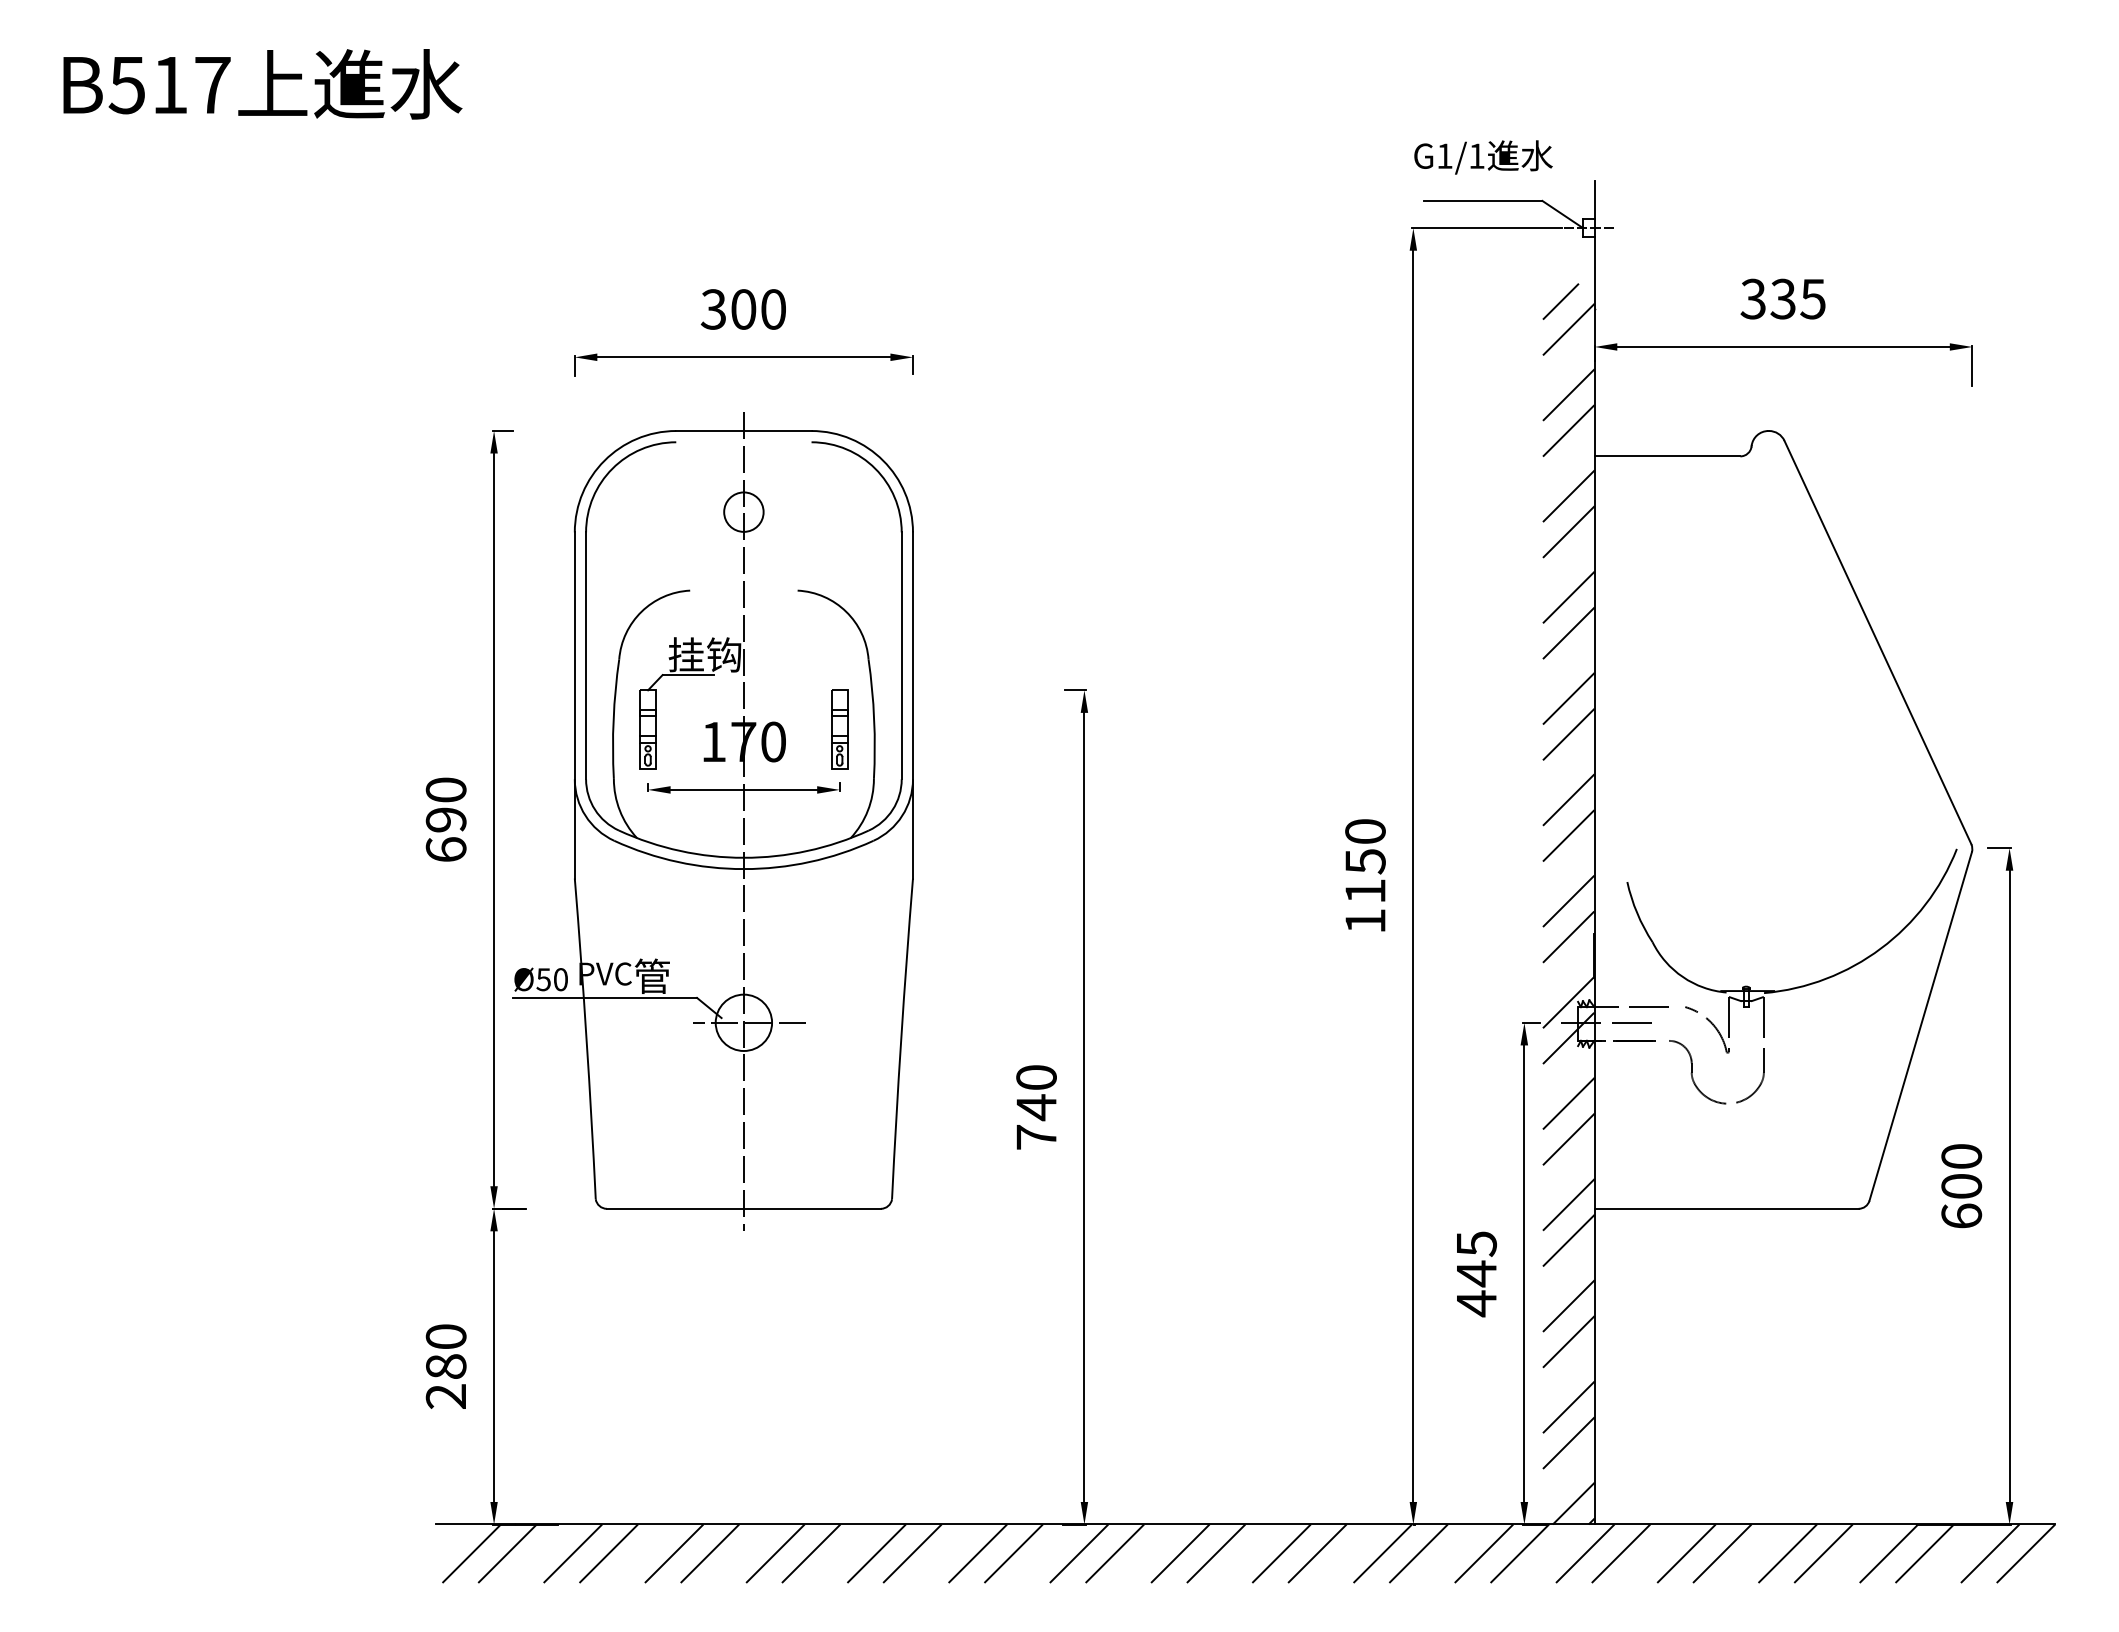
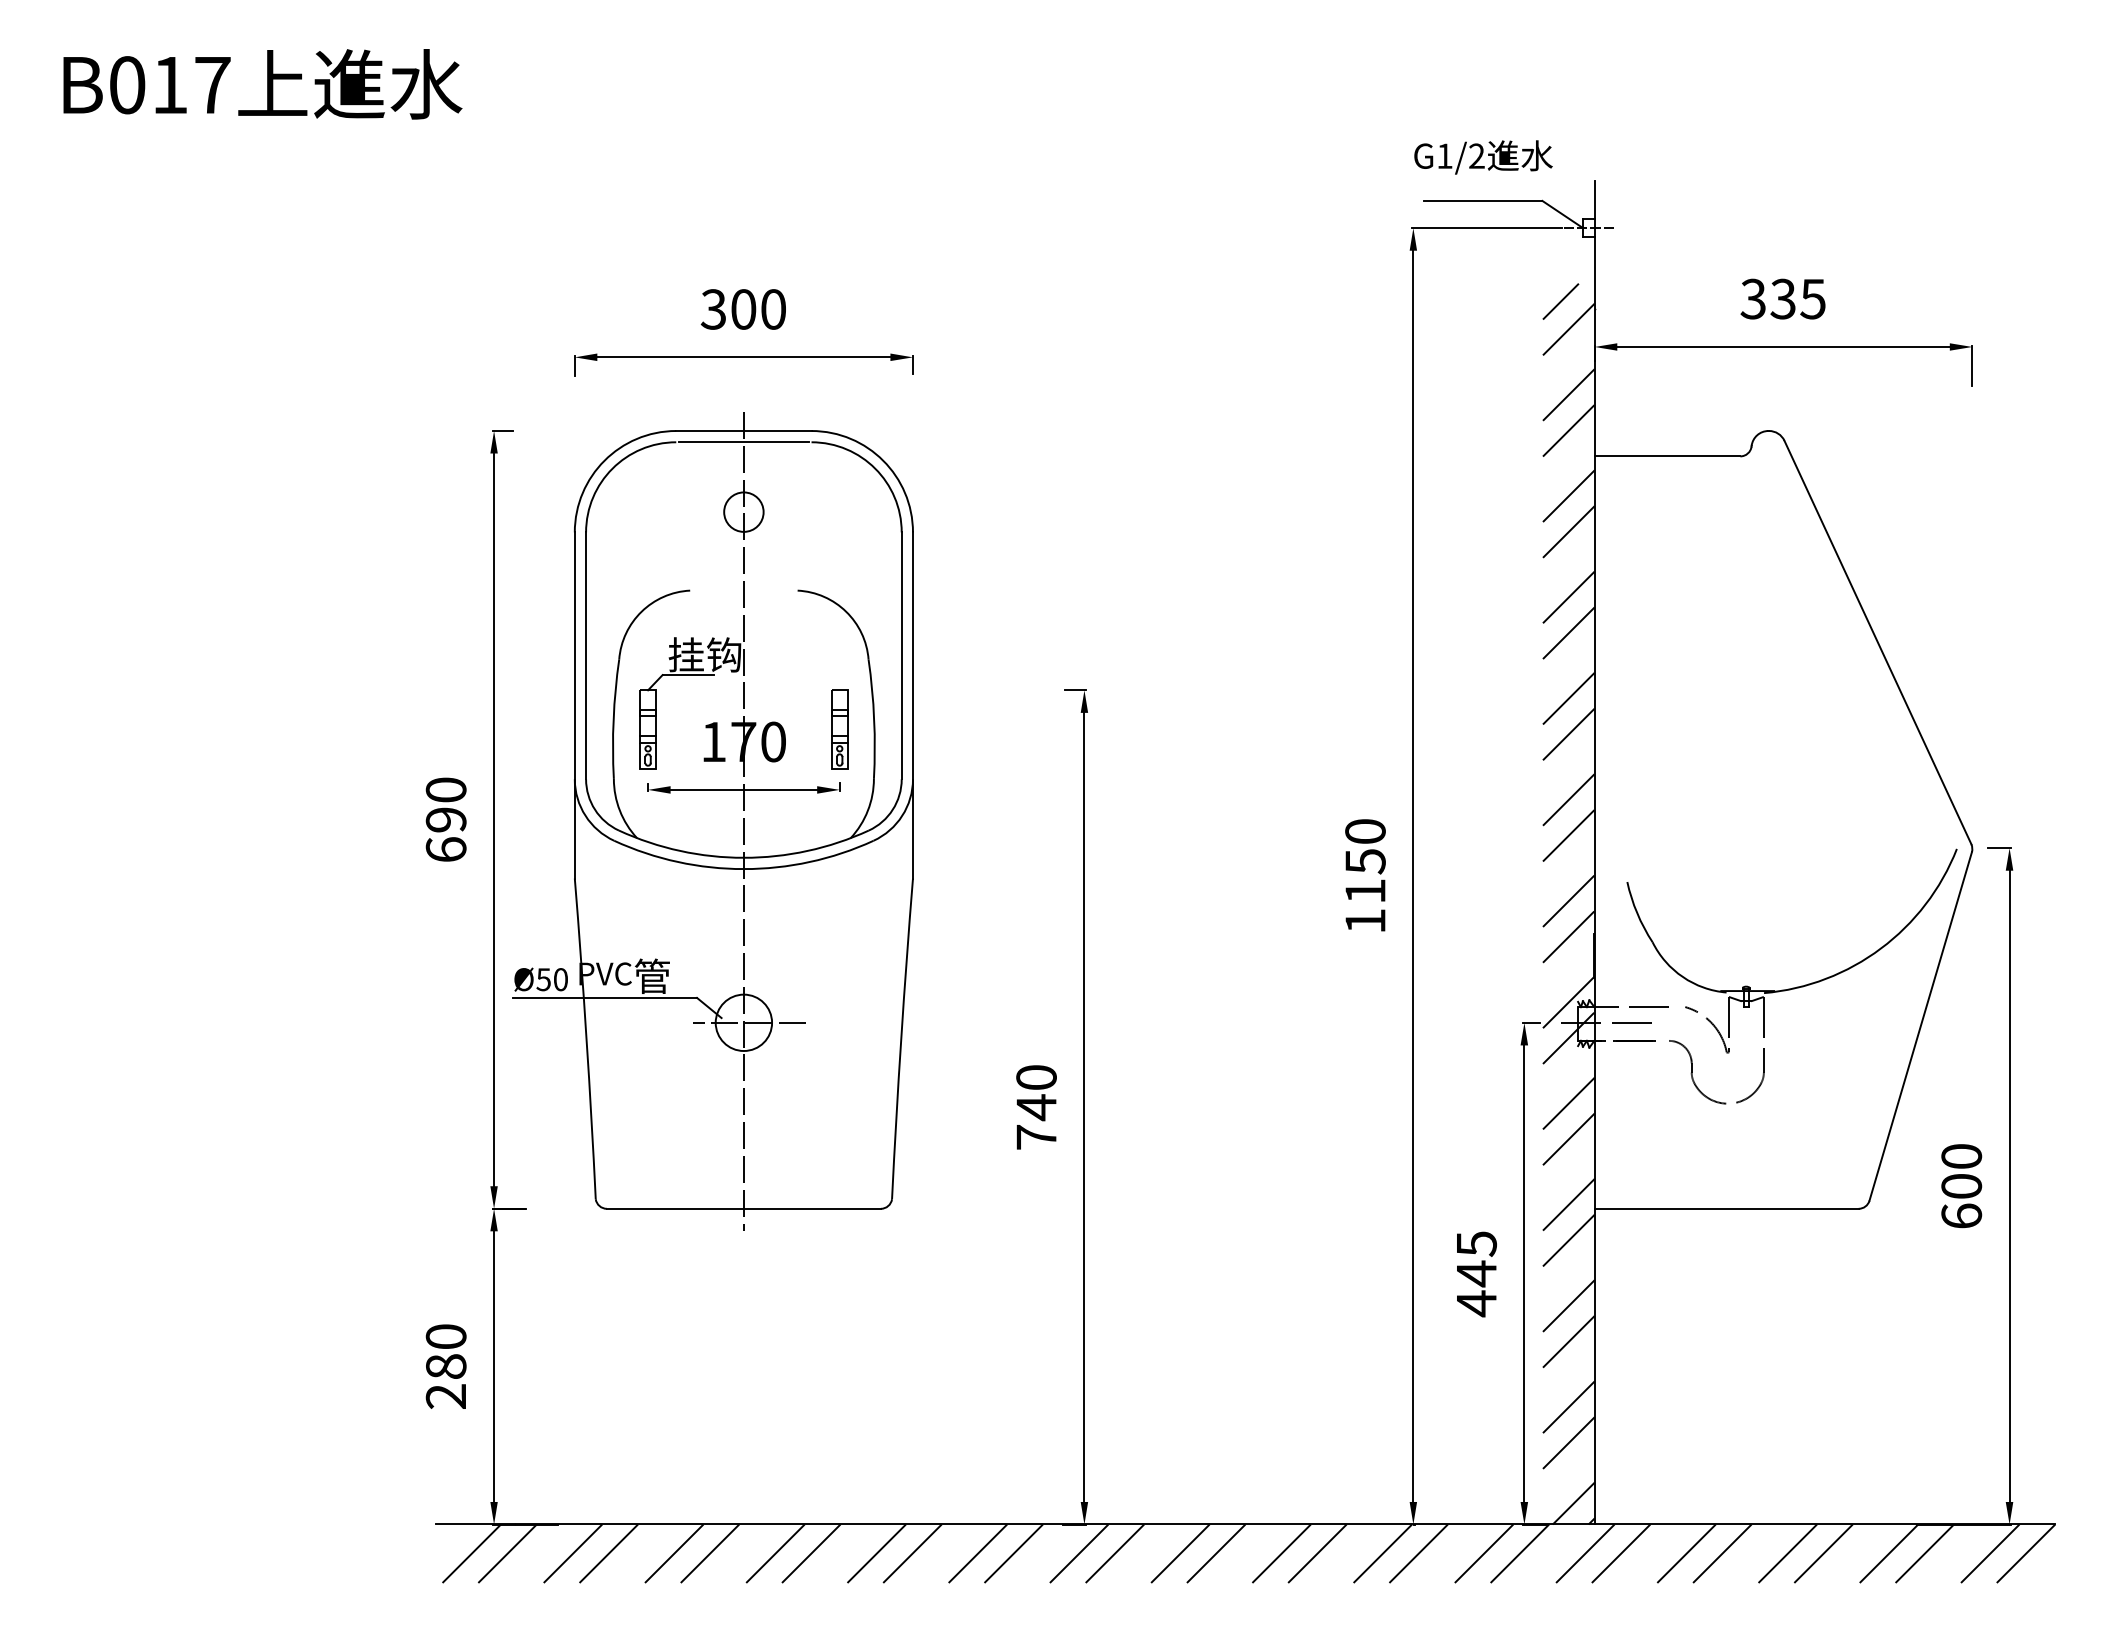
text: B517 -> B017 (126, 85)
text: G1/1 -> G1/2 (1476, 155)
line: none -> present (743, 442)
